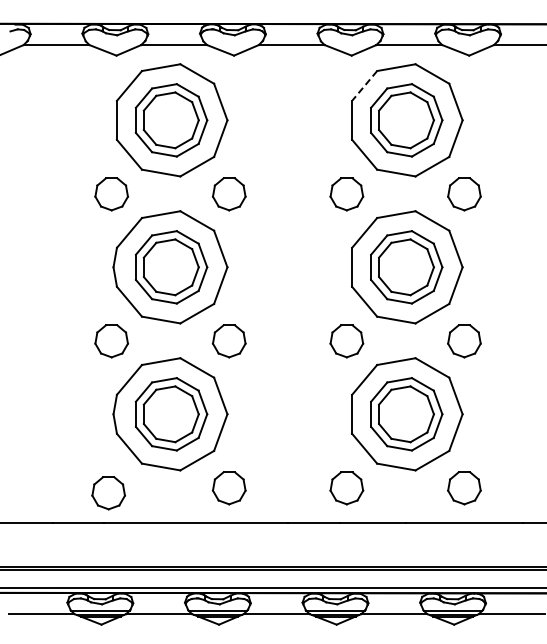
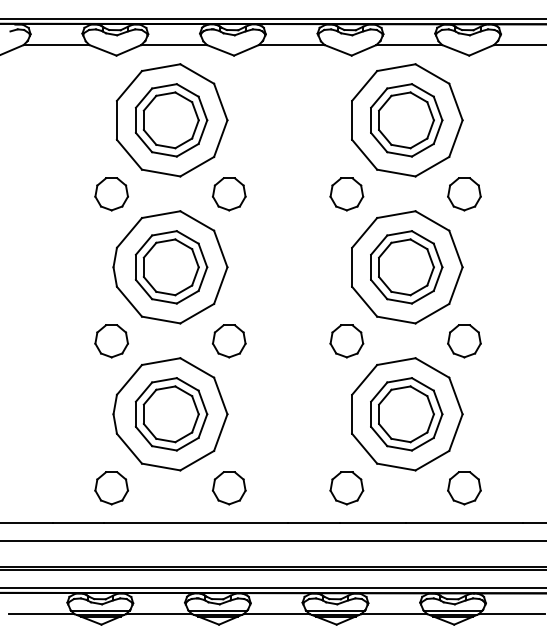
line: none -> present (272, 19)
line: dashed -> solid (364, 86)
part position: (108, 493) -> (111, 488) (111, 488)
line: none -> present (272, 541)
